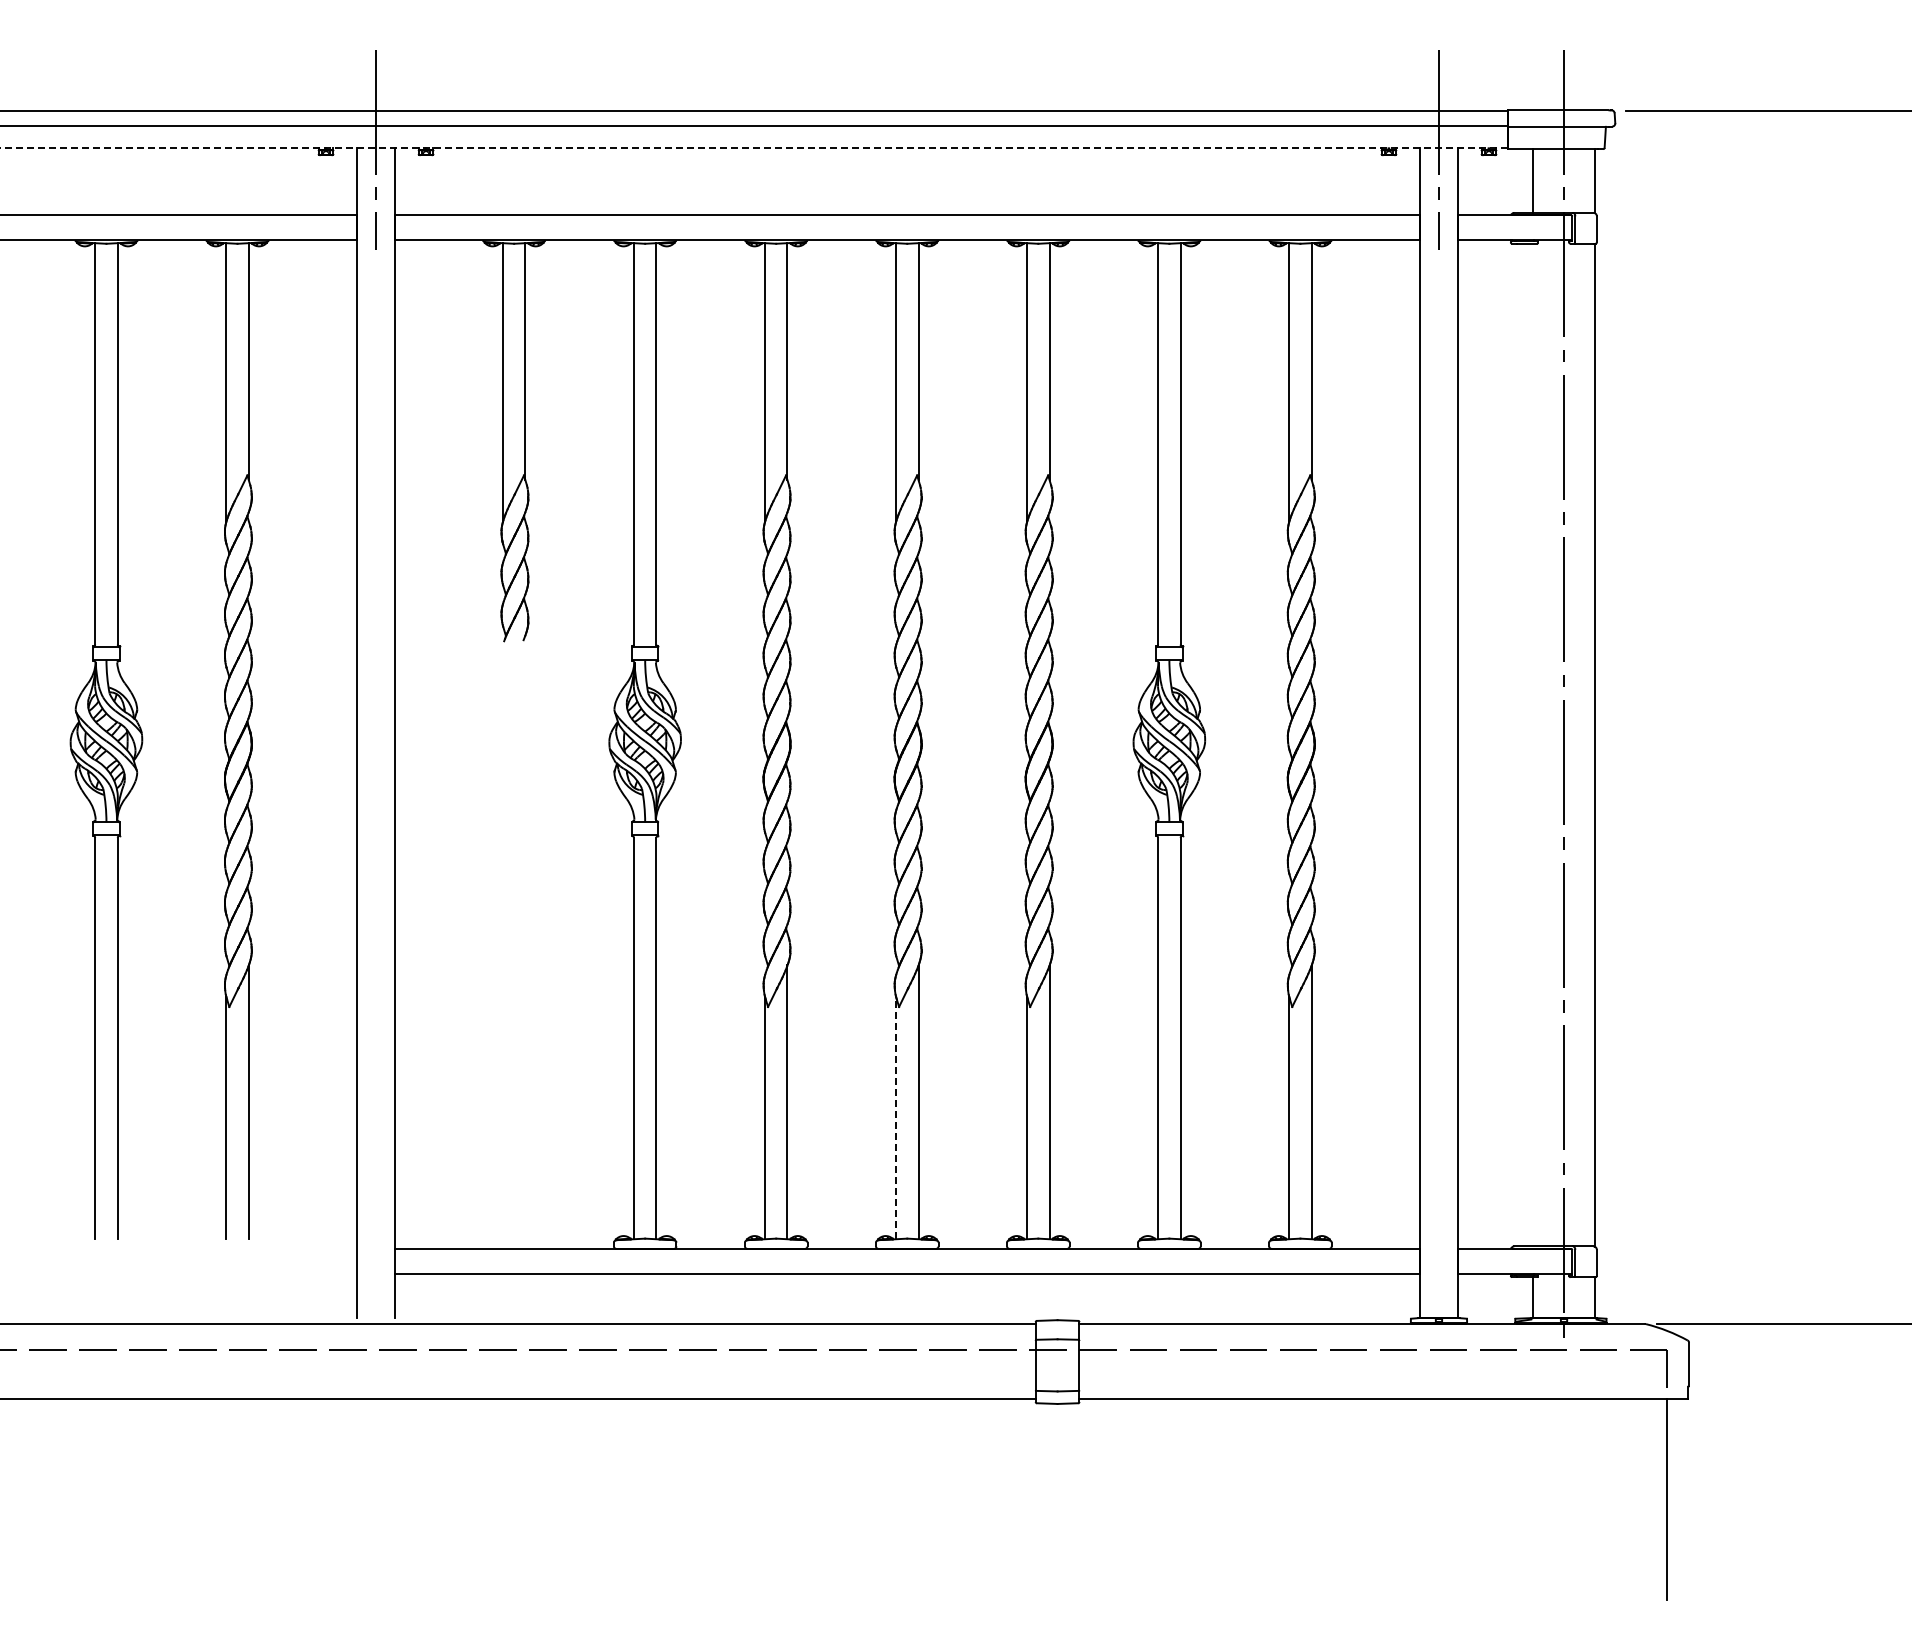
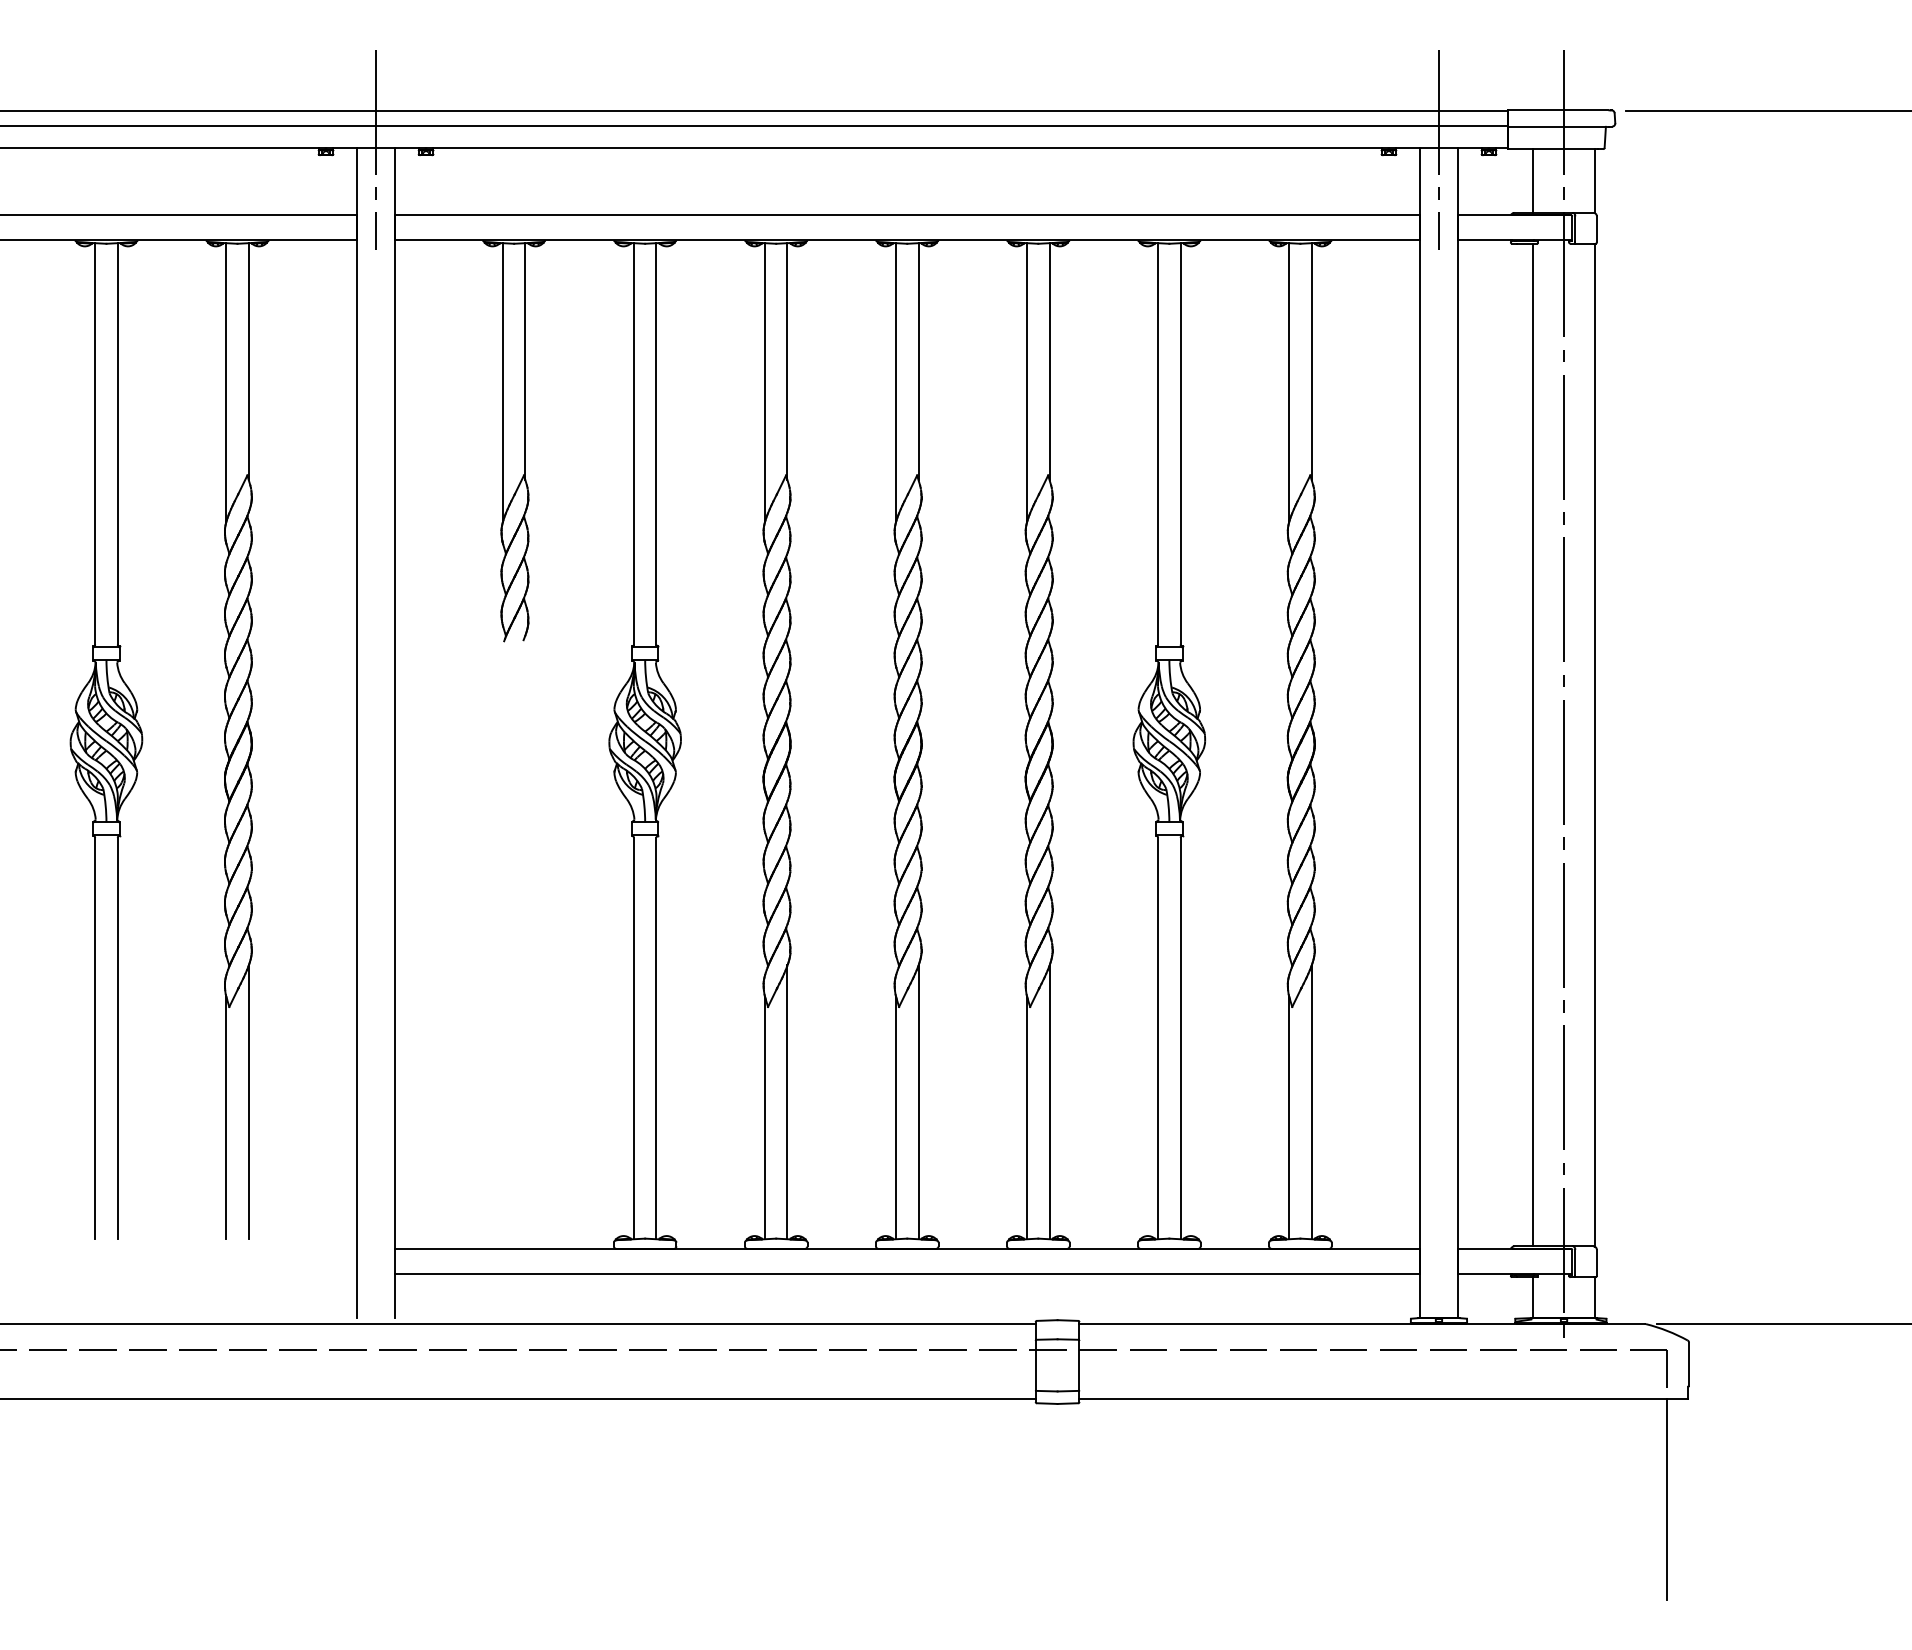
line: dashed -> solid (753, 148)
line: none -> present (1532, 744)
line: dashed -> solid (896, 1117)
